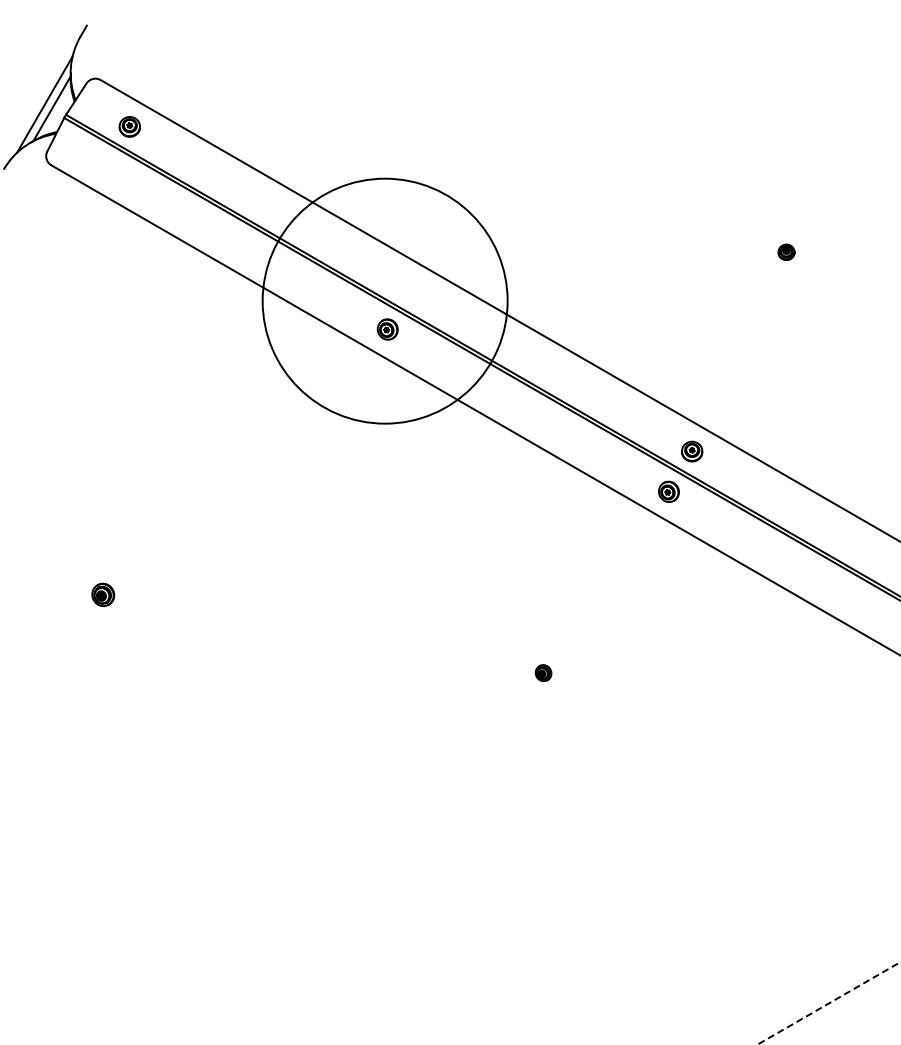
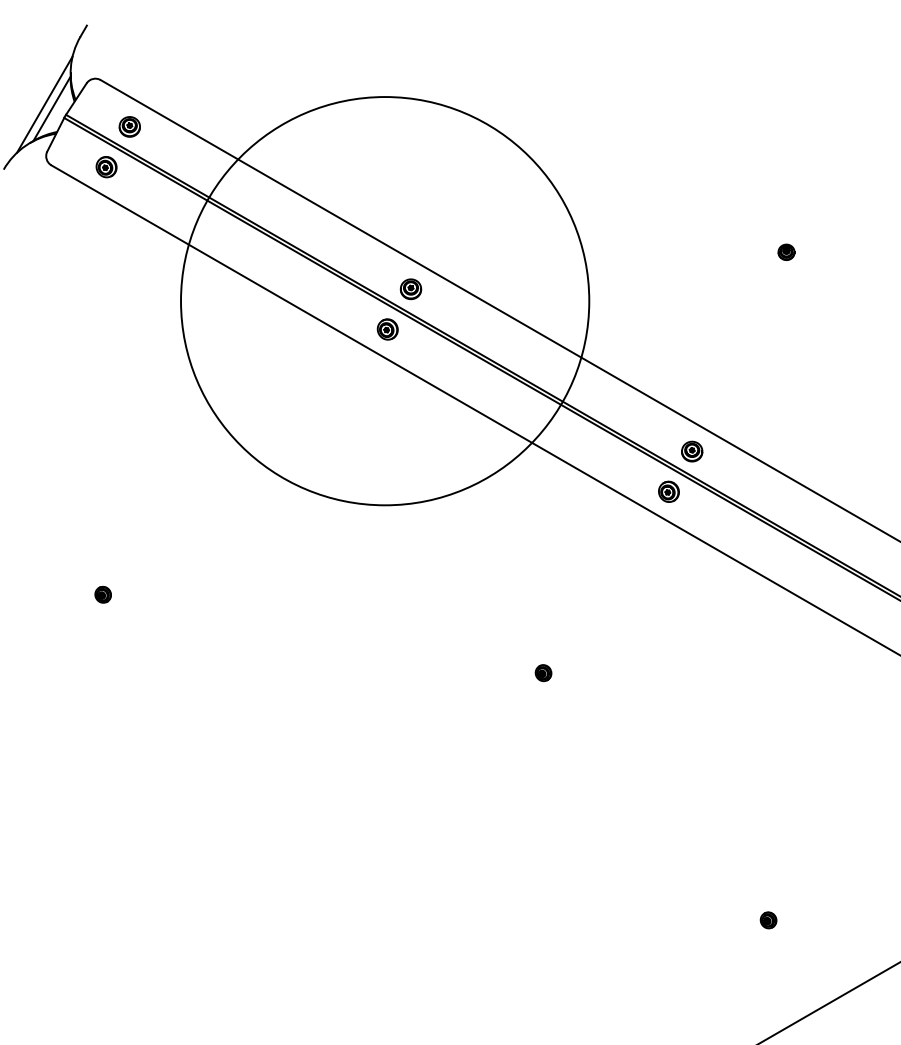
part: none -> present (106, 167)
part: none -> present (410, 289)
circle diameter: 245 px -> 408 px (385, 301)
part size: 25x25 px -> 18x19 px (102, 594)
part: none -> present (768, 920)
line: dashed -> solid (829, 1003)
